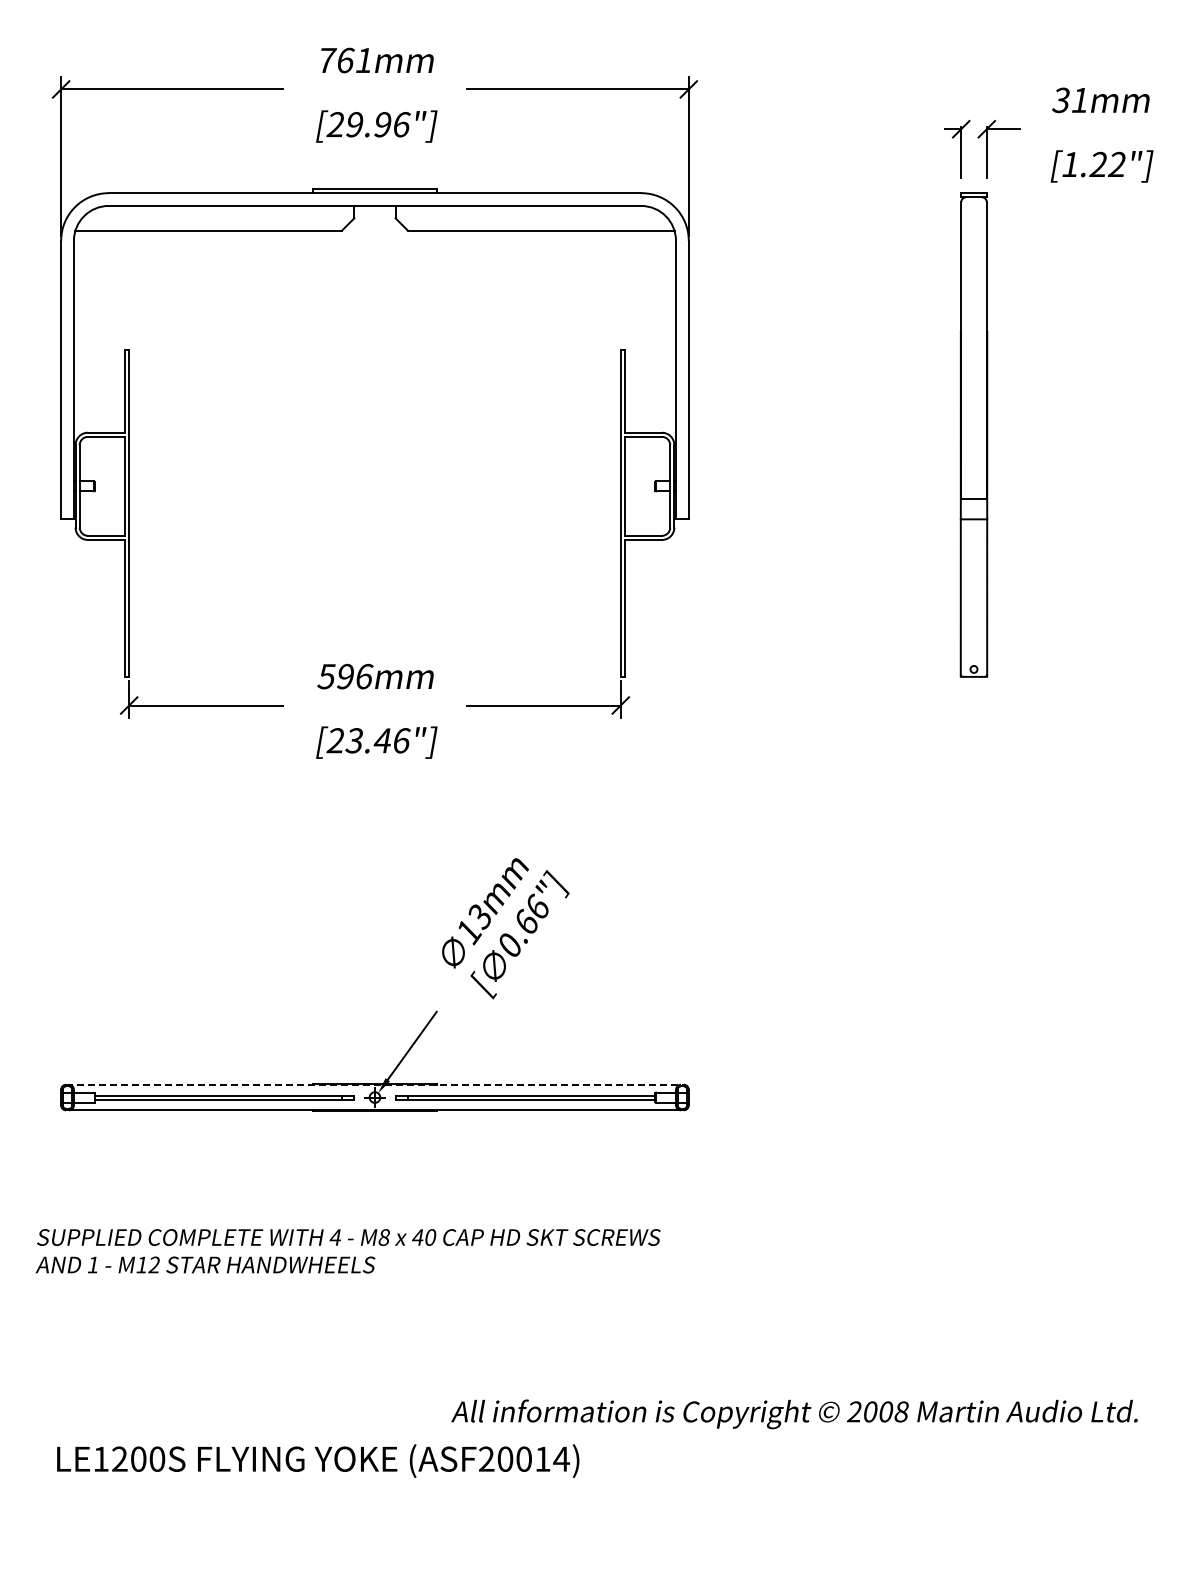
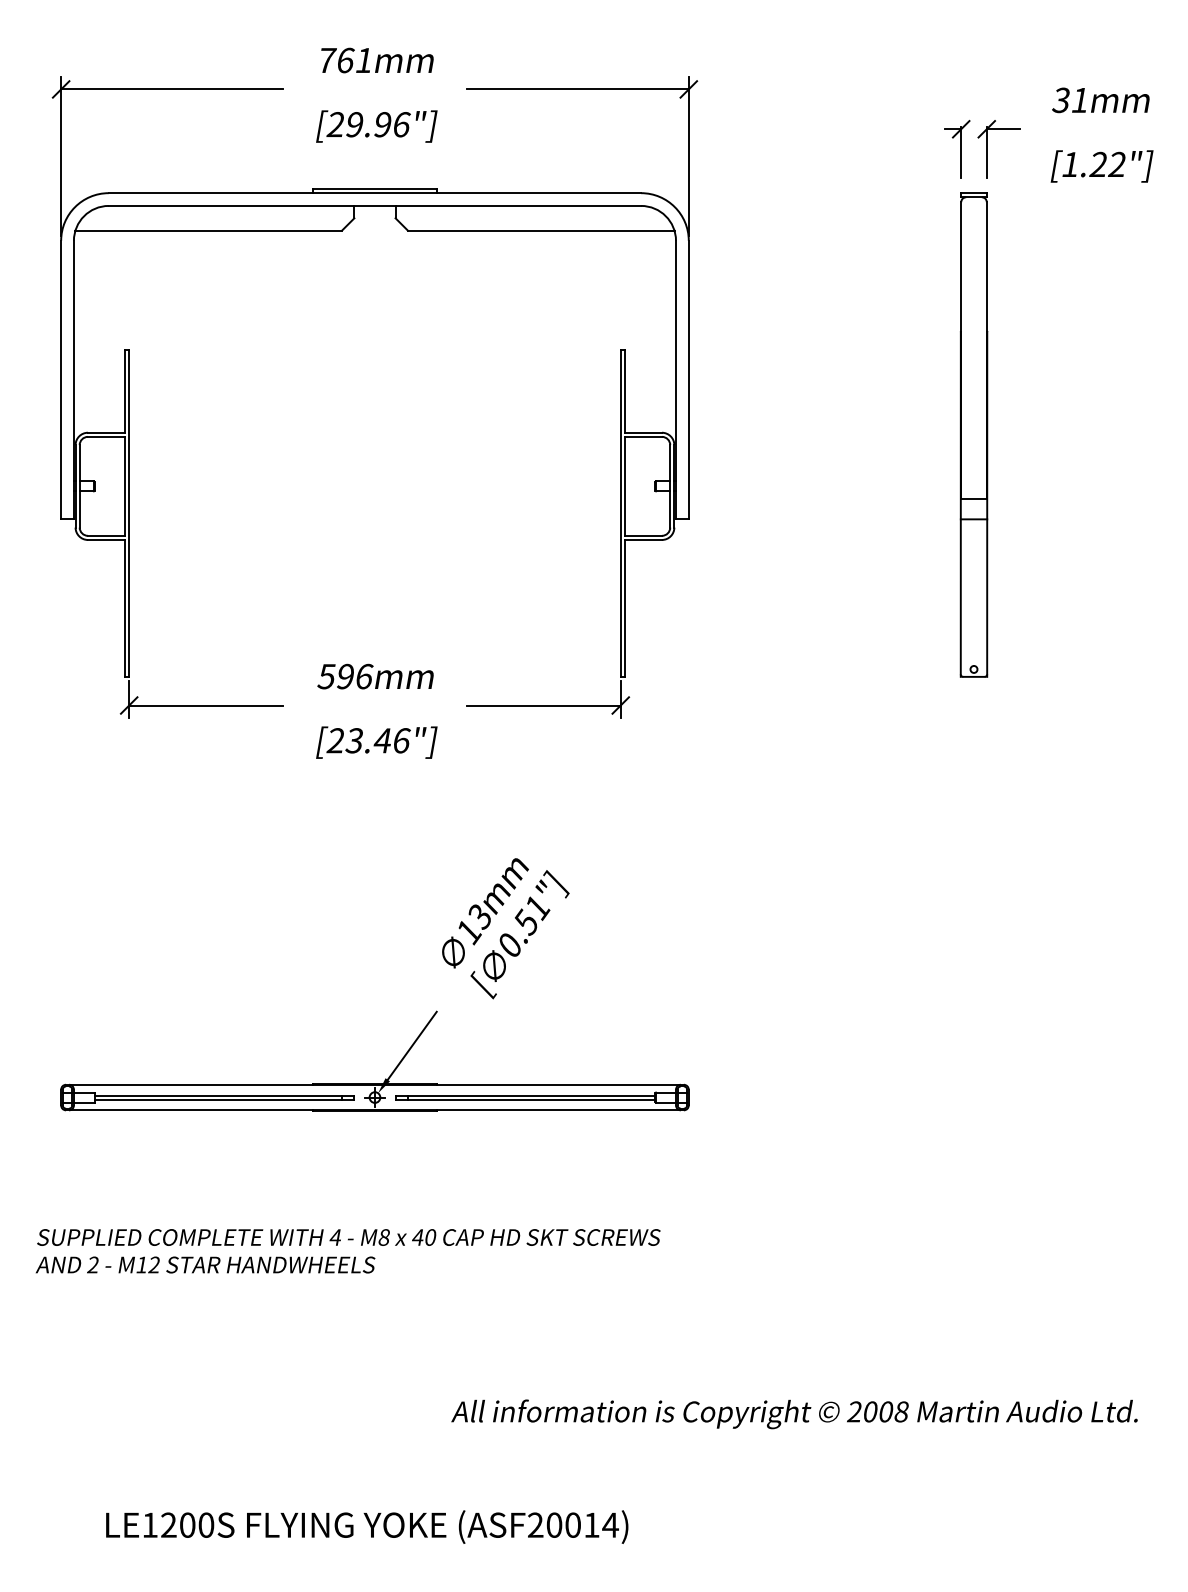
text: 0.66"] -> 0.51"] (532, 914)
line: dashed -> solid (374, 1084)
text: 1 -> 2 (92, 1264)
text position: (318, 1460) -> (367, 1526) (367, 1526)
